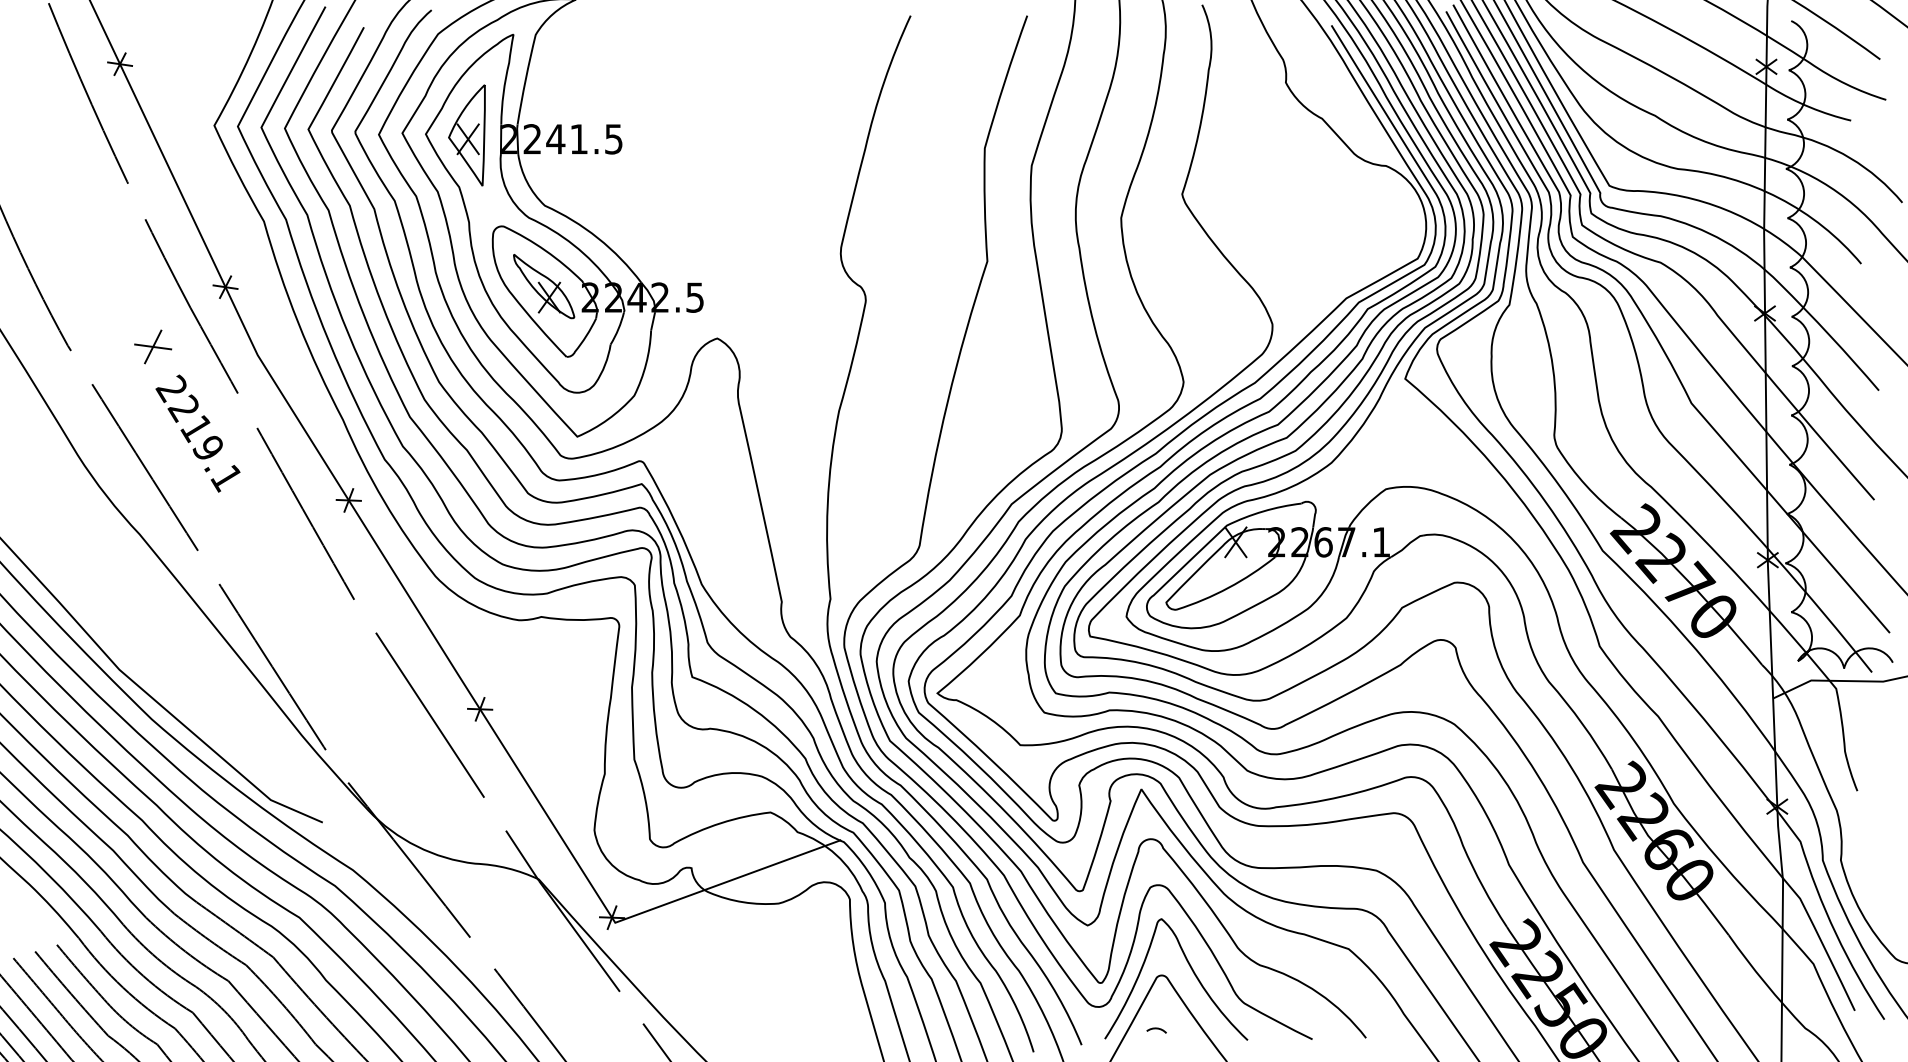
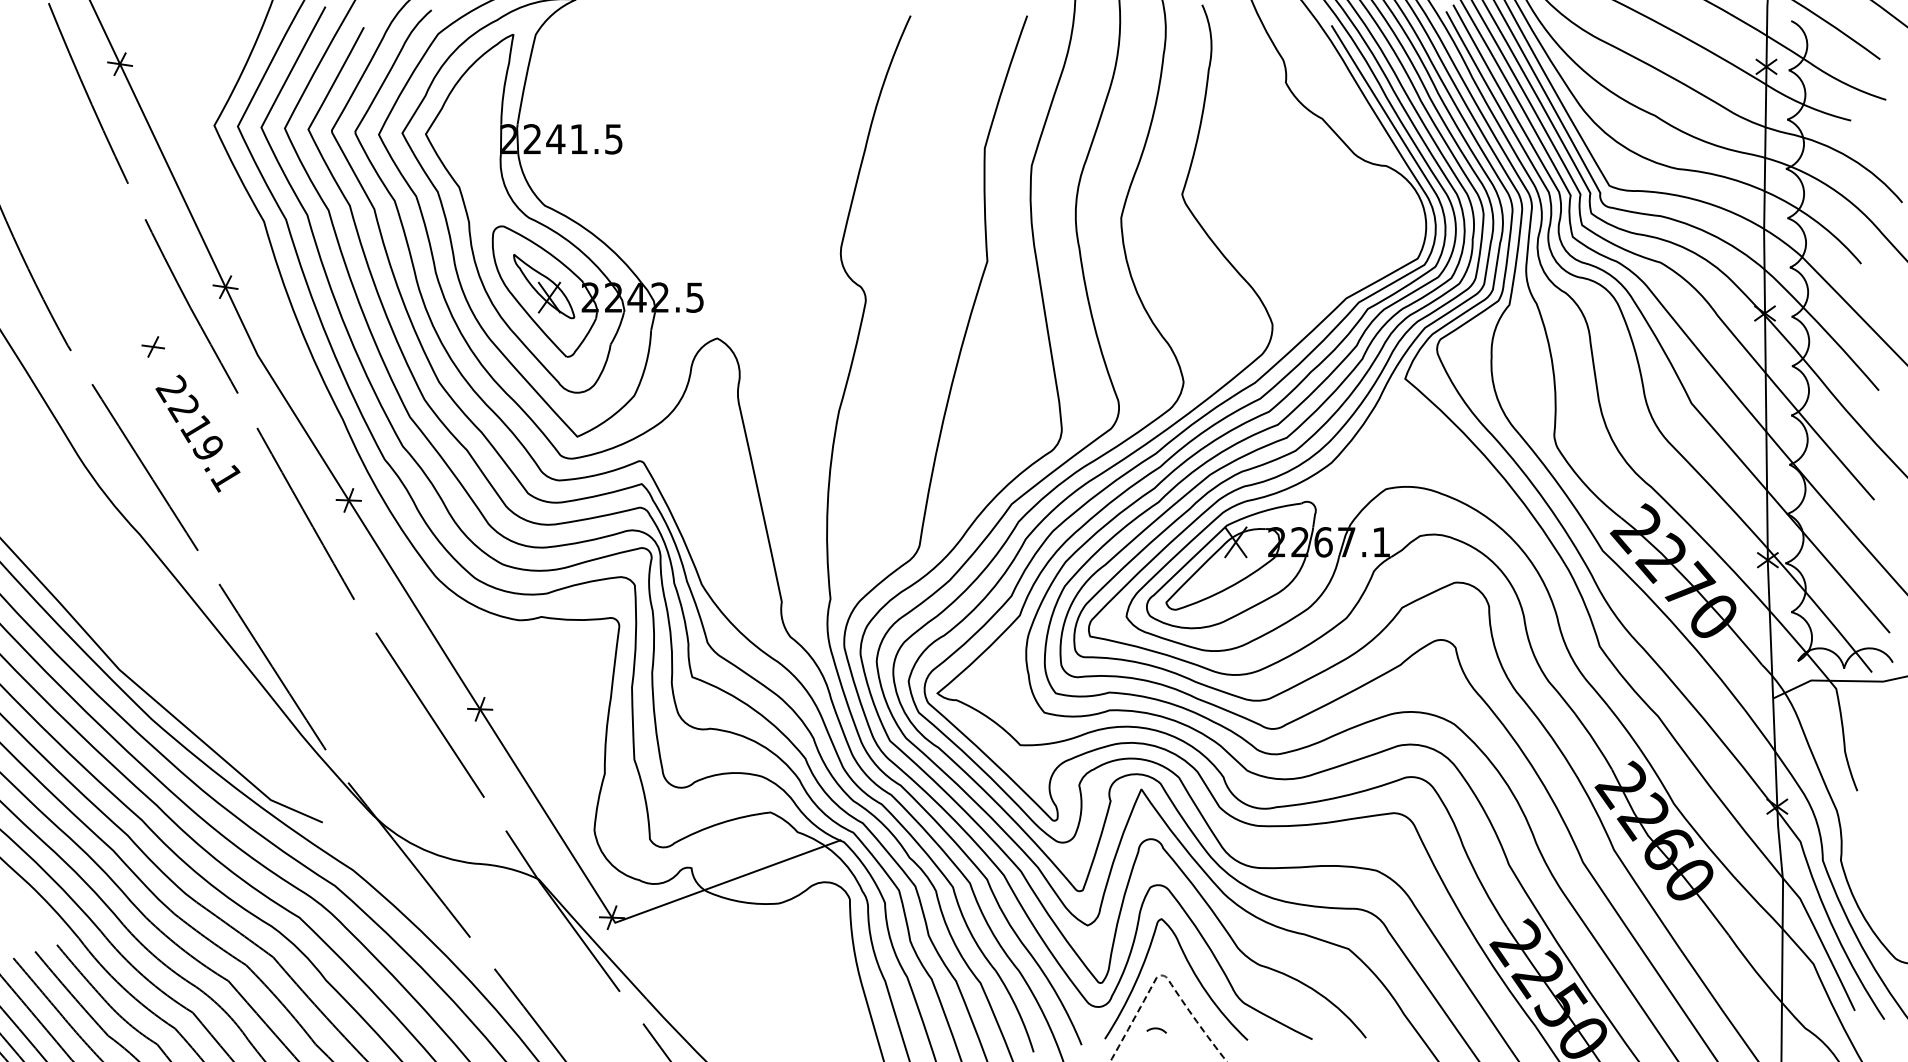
part: present -> none (466, 135)
part size: 39x36 px -> 24x22 px (152, 346)
line: solid -> dashed (1164, 975)
